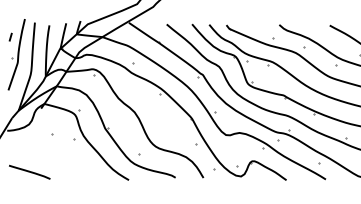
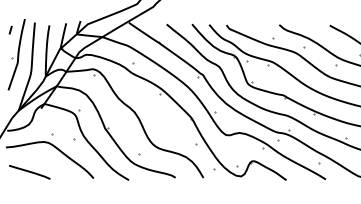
line position: (10, 36) -> (10, 29) (10, 29)
curve: none -> present (56, 149)
